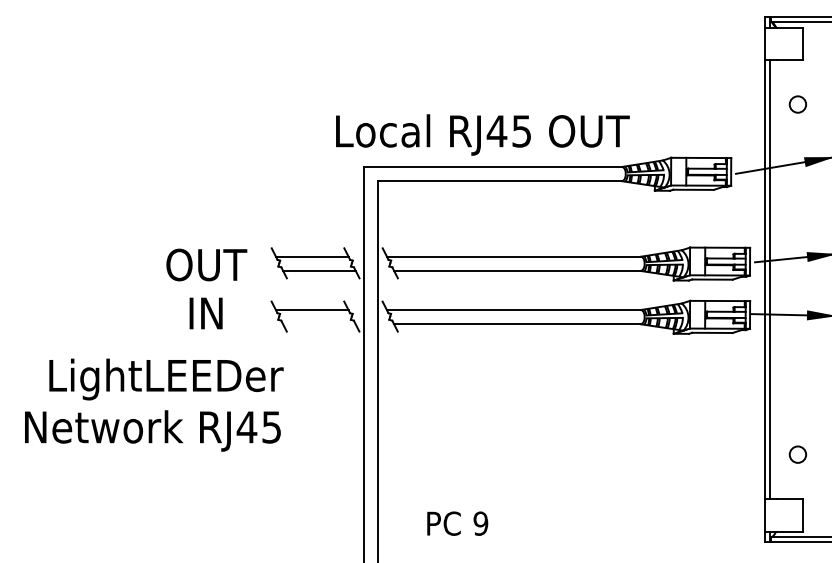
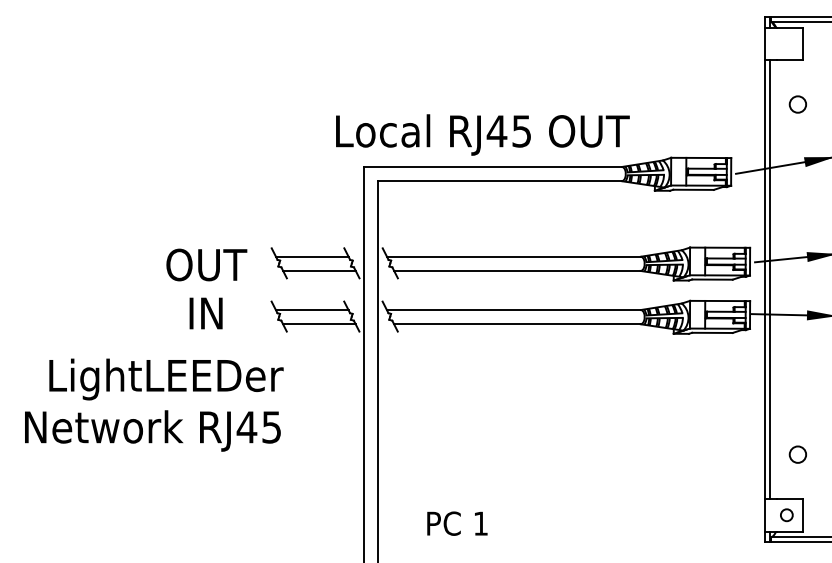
line: none -> present (319, 324)
circle: none -> present (786, 515)
text: 9 -> 1 (480, 523)
